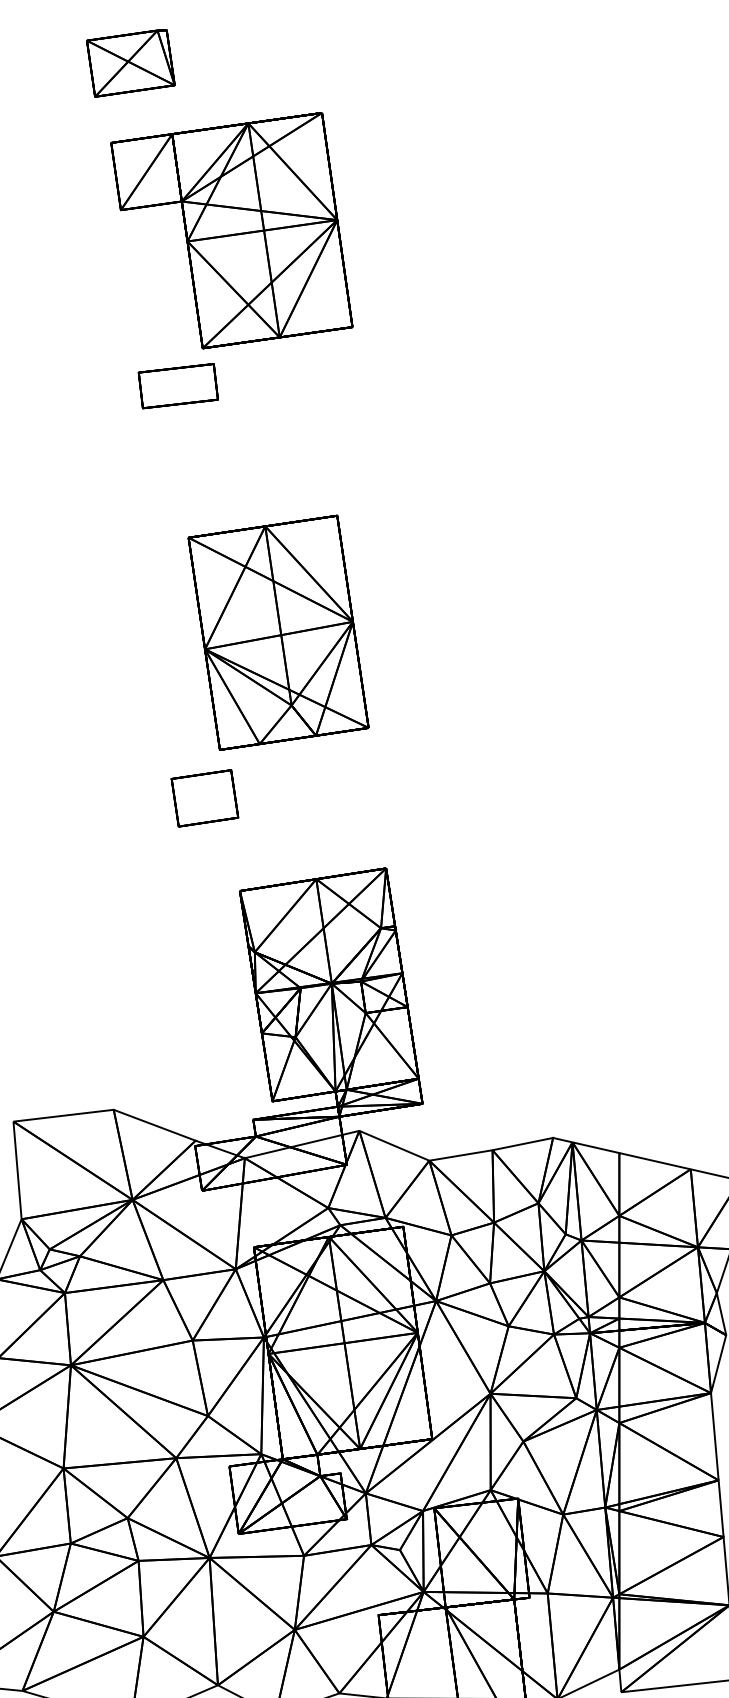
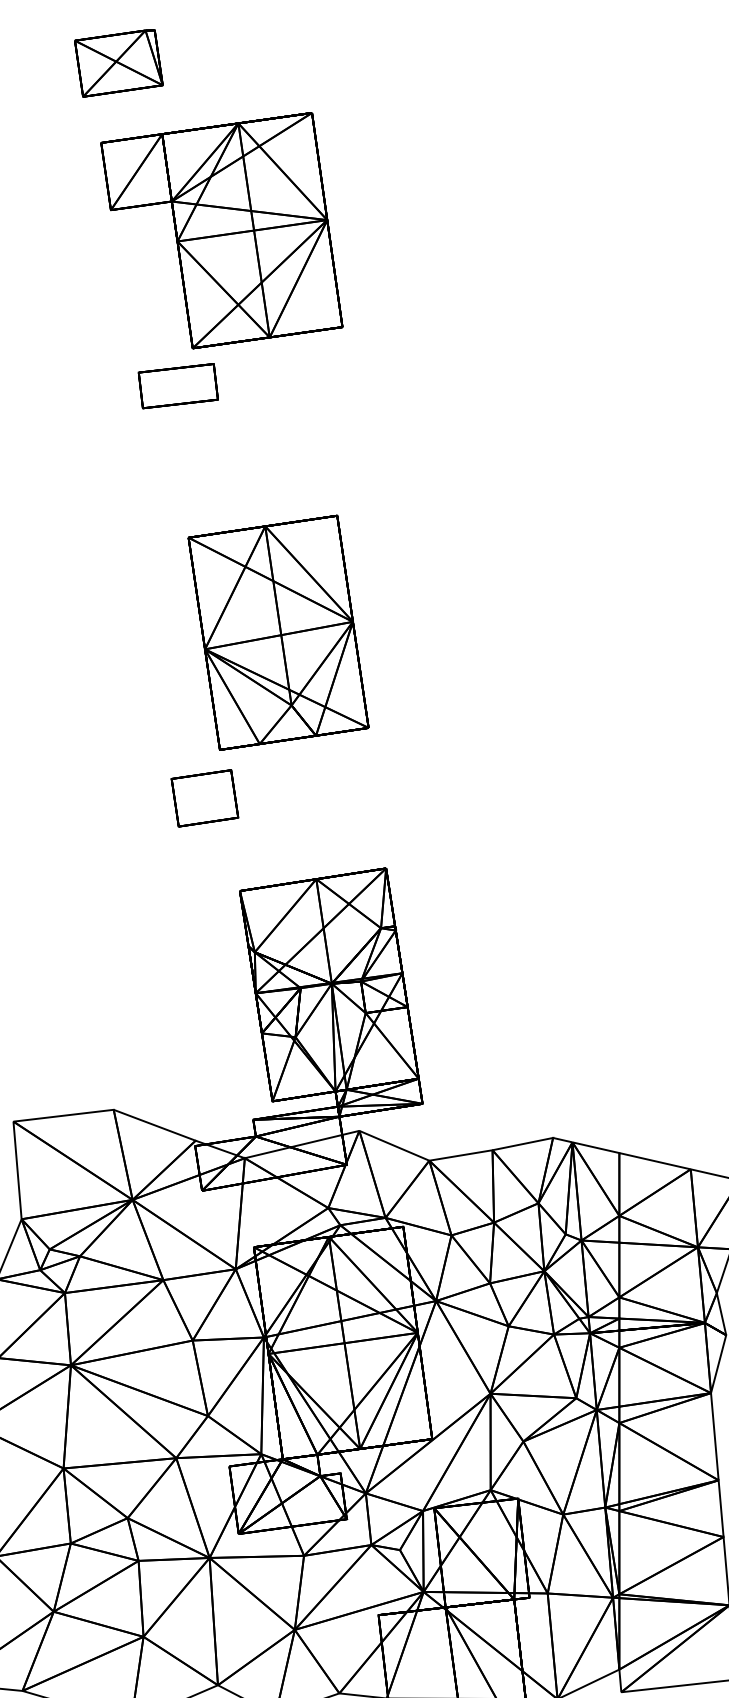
part position: (130, 63) -> (118, 63) (118, 63)
part position: (231, 230) -> (221, 230) (221, 230)
